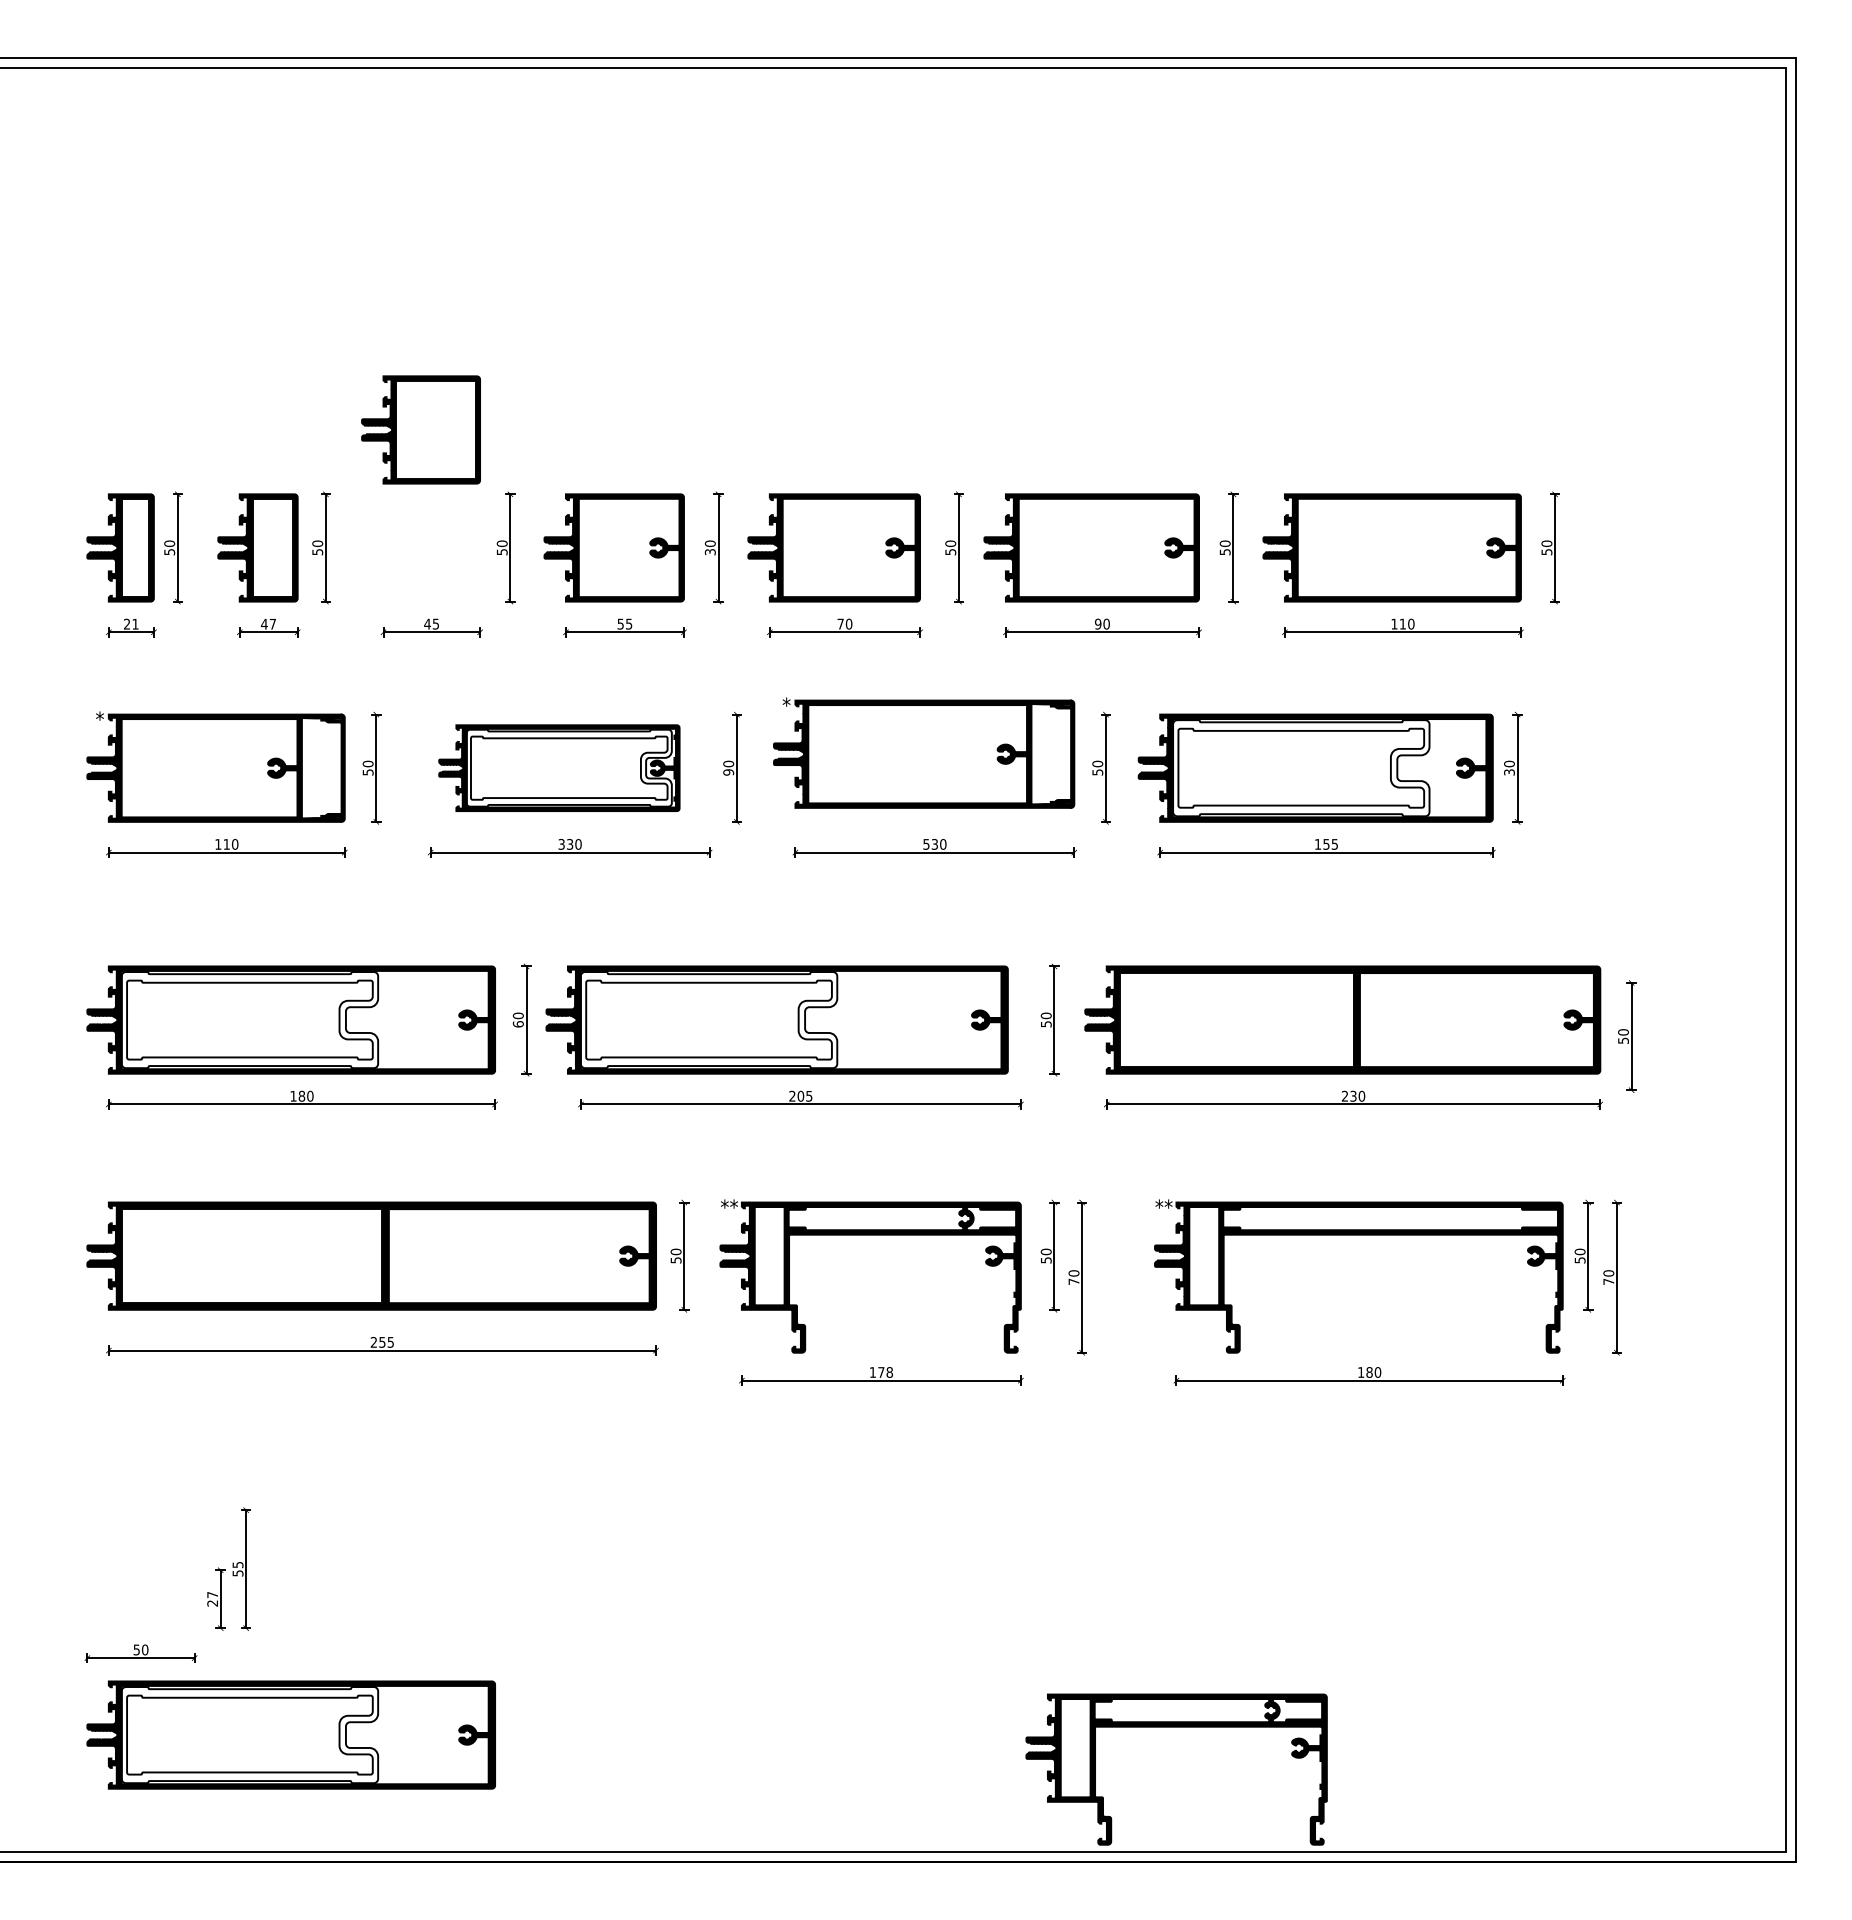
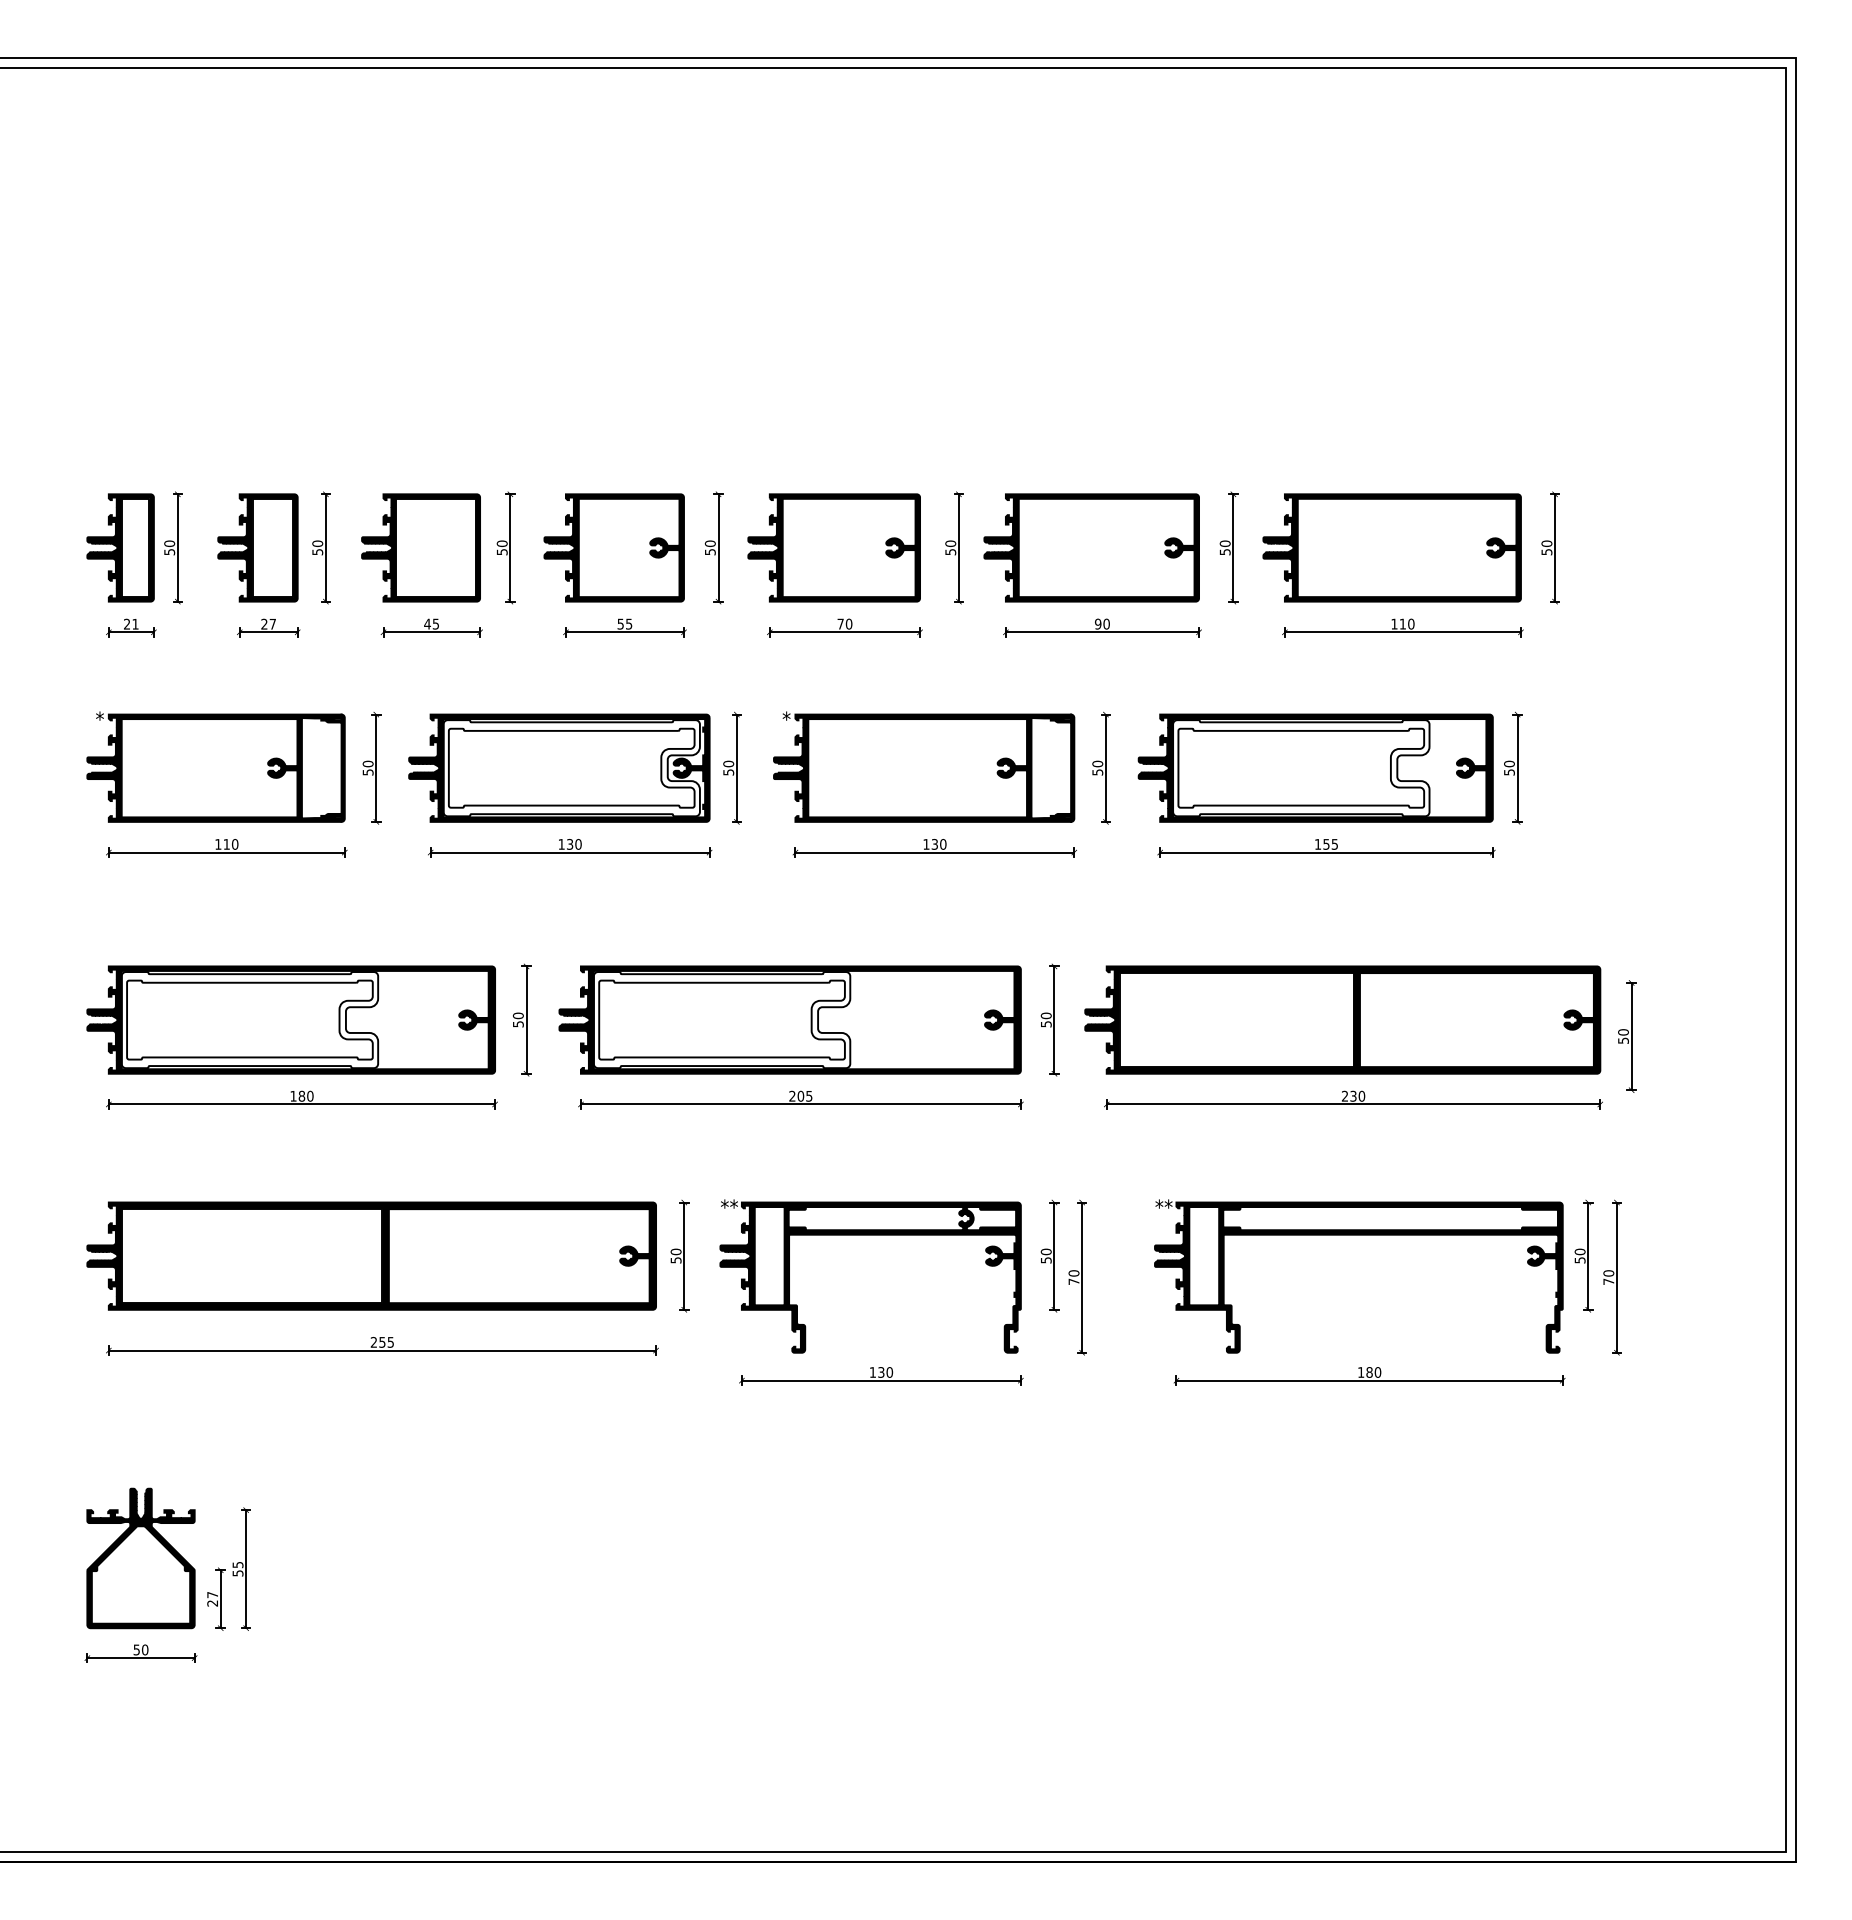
part position: (420, 429) -> (420, 547) (420, 547)
text: 30 -> 50 (709, 551)
text: 47 -> 27 (264, 623)
part position: (924, 752) -> (924, 766) (924, 766)
part size: 243x88 px -> 303x110 px (559, 767)
text: 90 -> 50 (728, 772)
text: 30 -> 50 (1509, 772)
text: 330 -> 130 (561, 844)
text: 530 -> 130 (926, 844)
part position: (776, 1019) -> (789, 1019) (789, 1019)
text: 60 -> 50 (517, 1024)
text: 178 -> 130 (885, 1372)
part: none -> present (140, 1558)
part: present -> none (1176, 1727)
part: present -> none (290, 1734)
